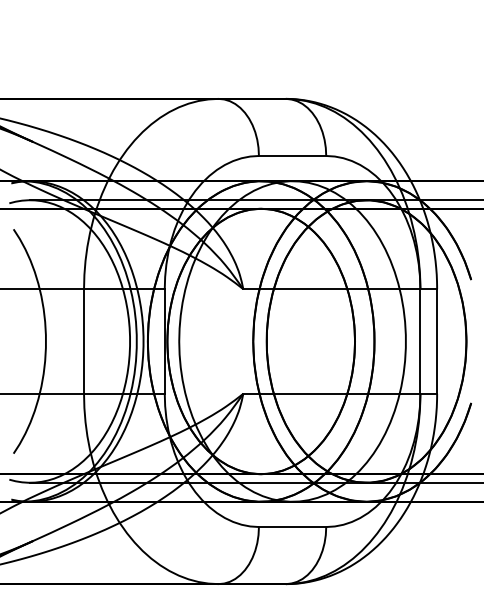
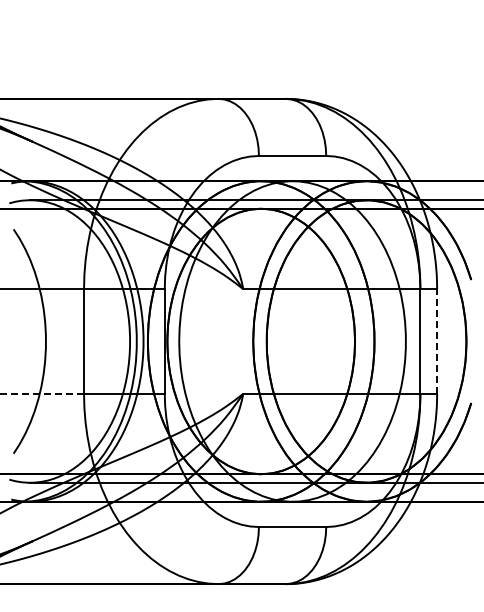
line: solid -> dashed (437, 341)
line: solid -> dashed (42, 393)
